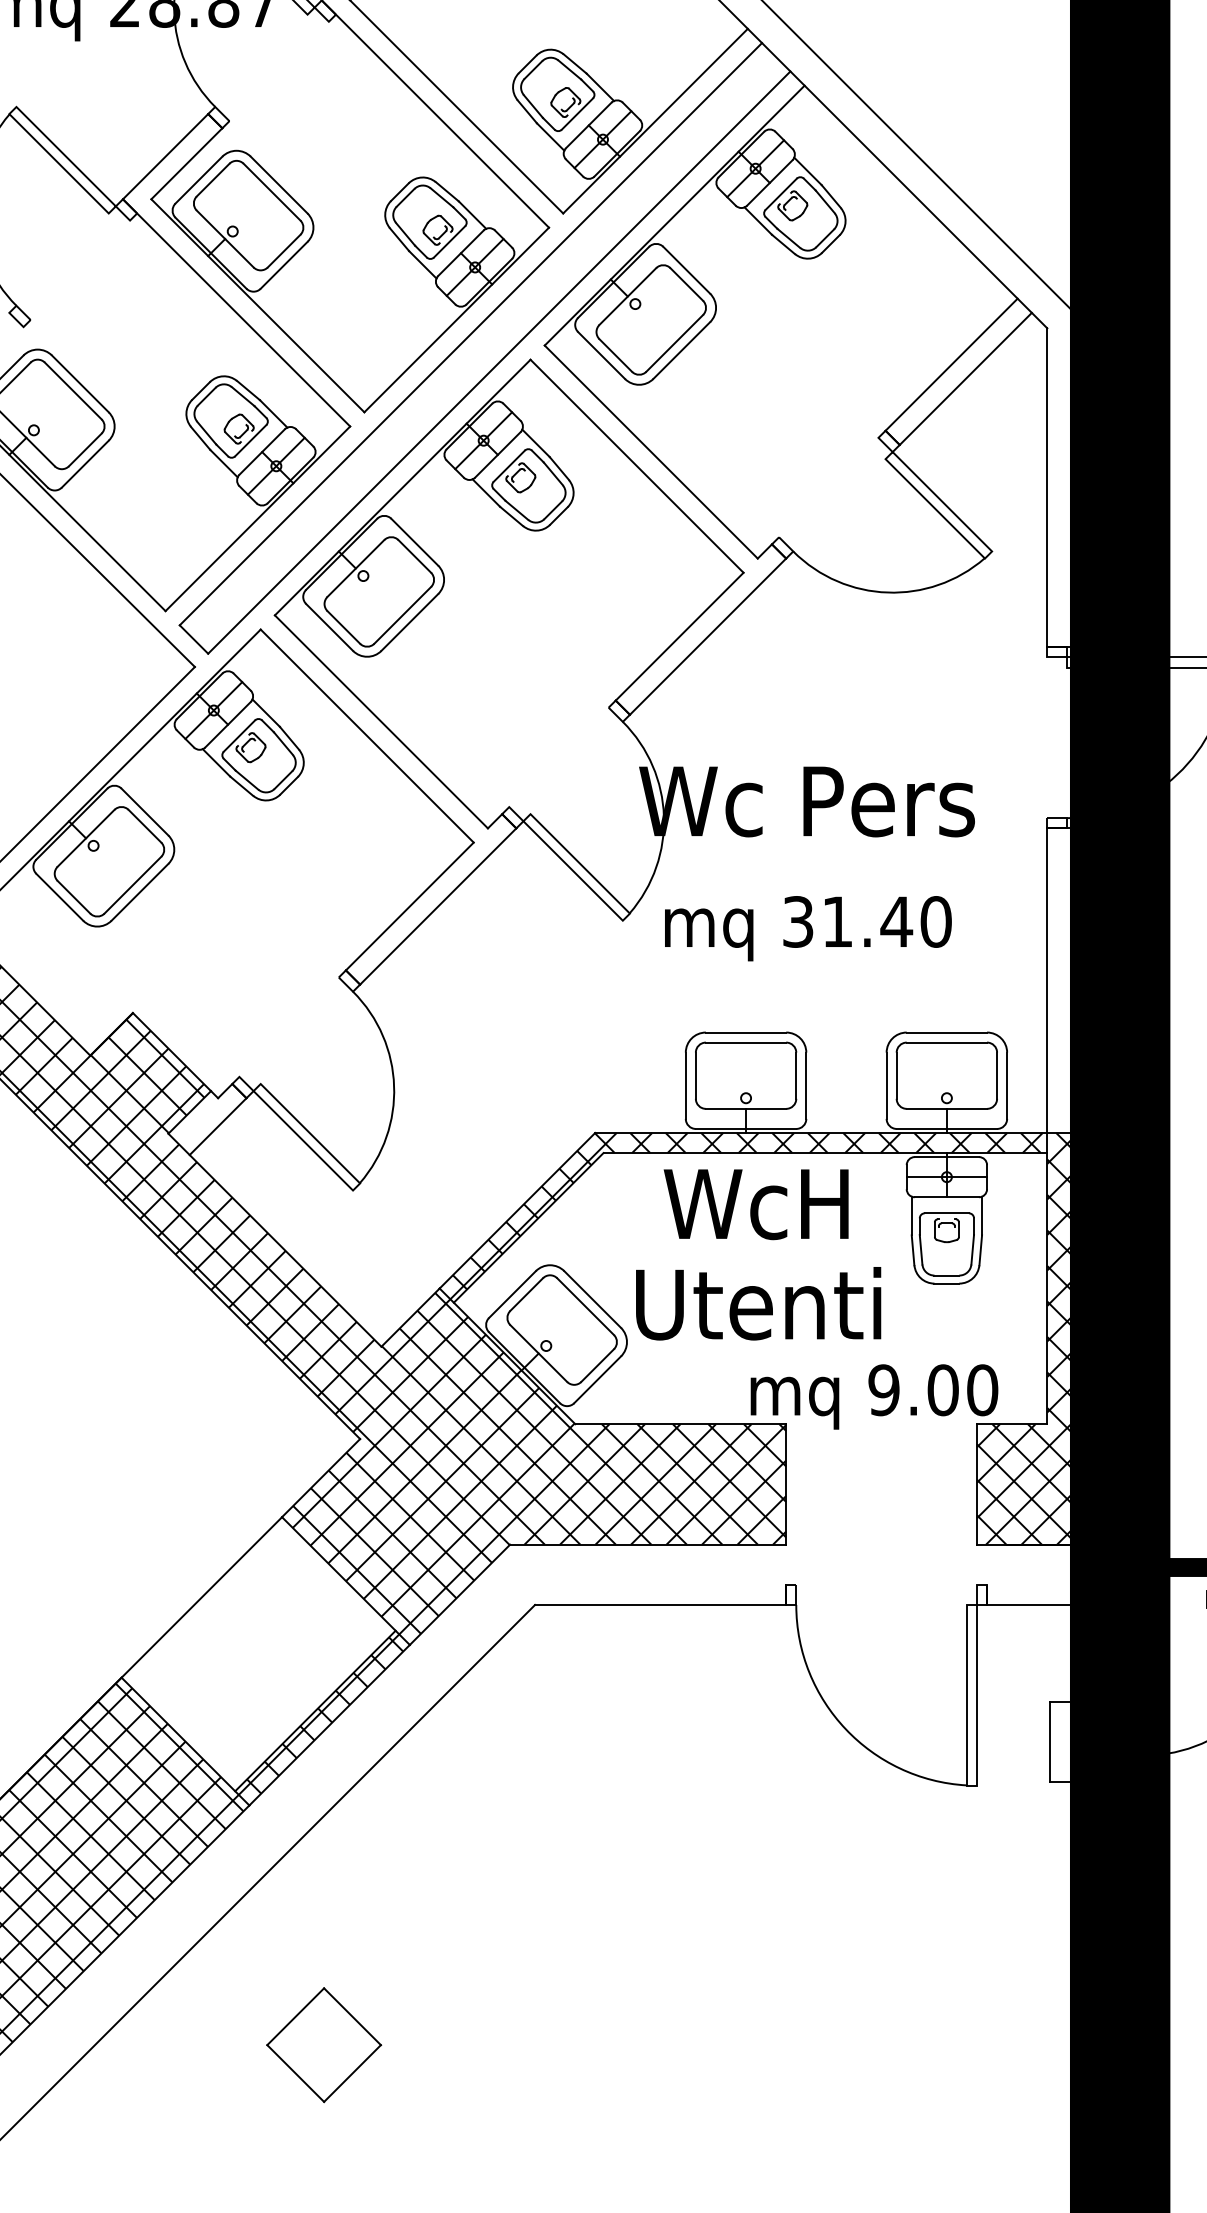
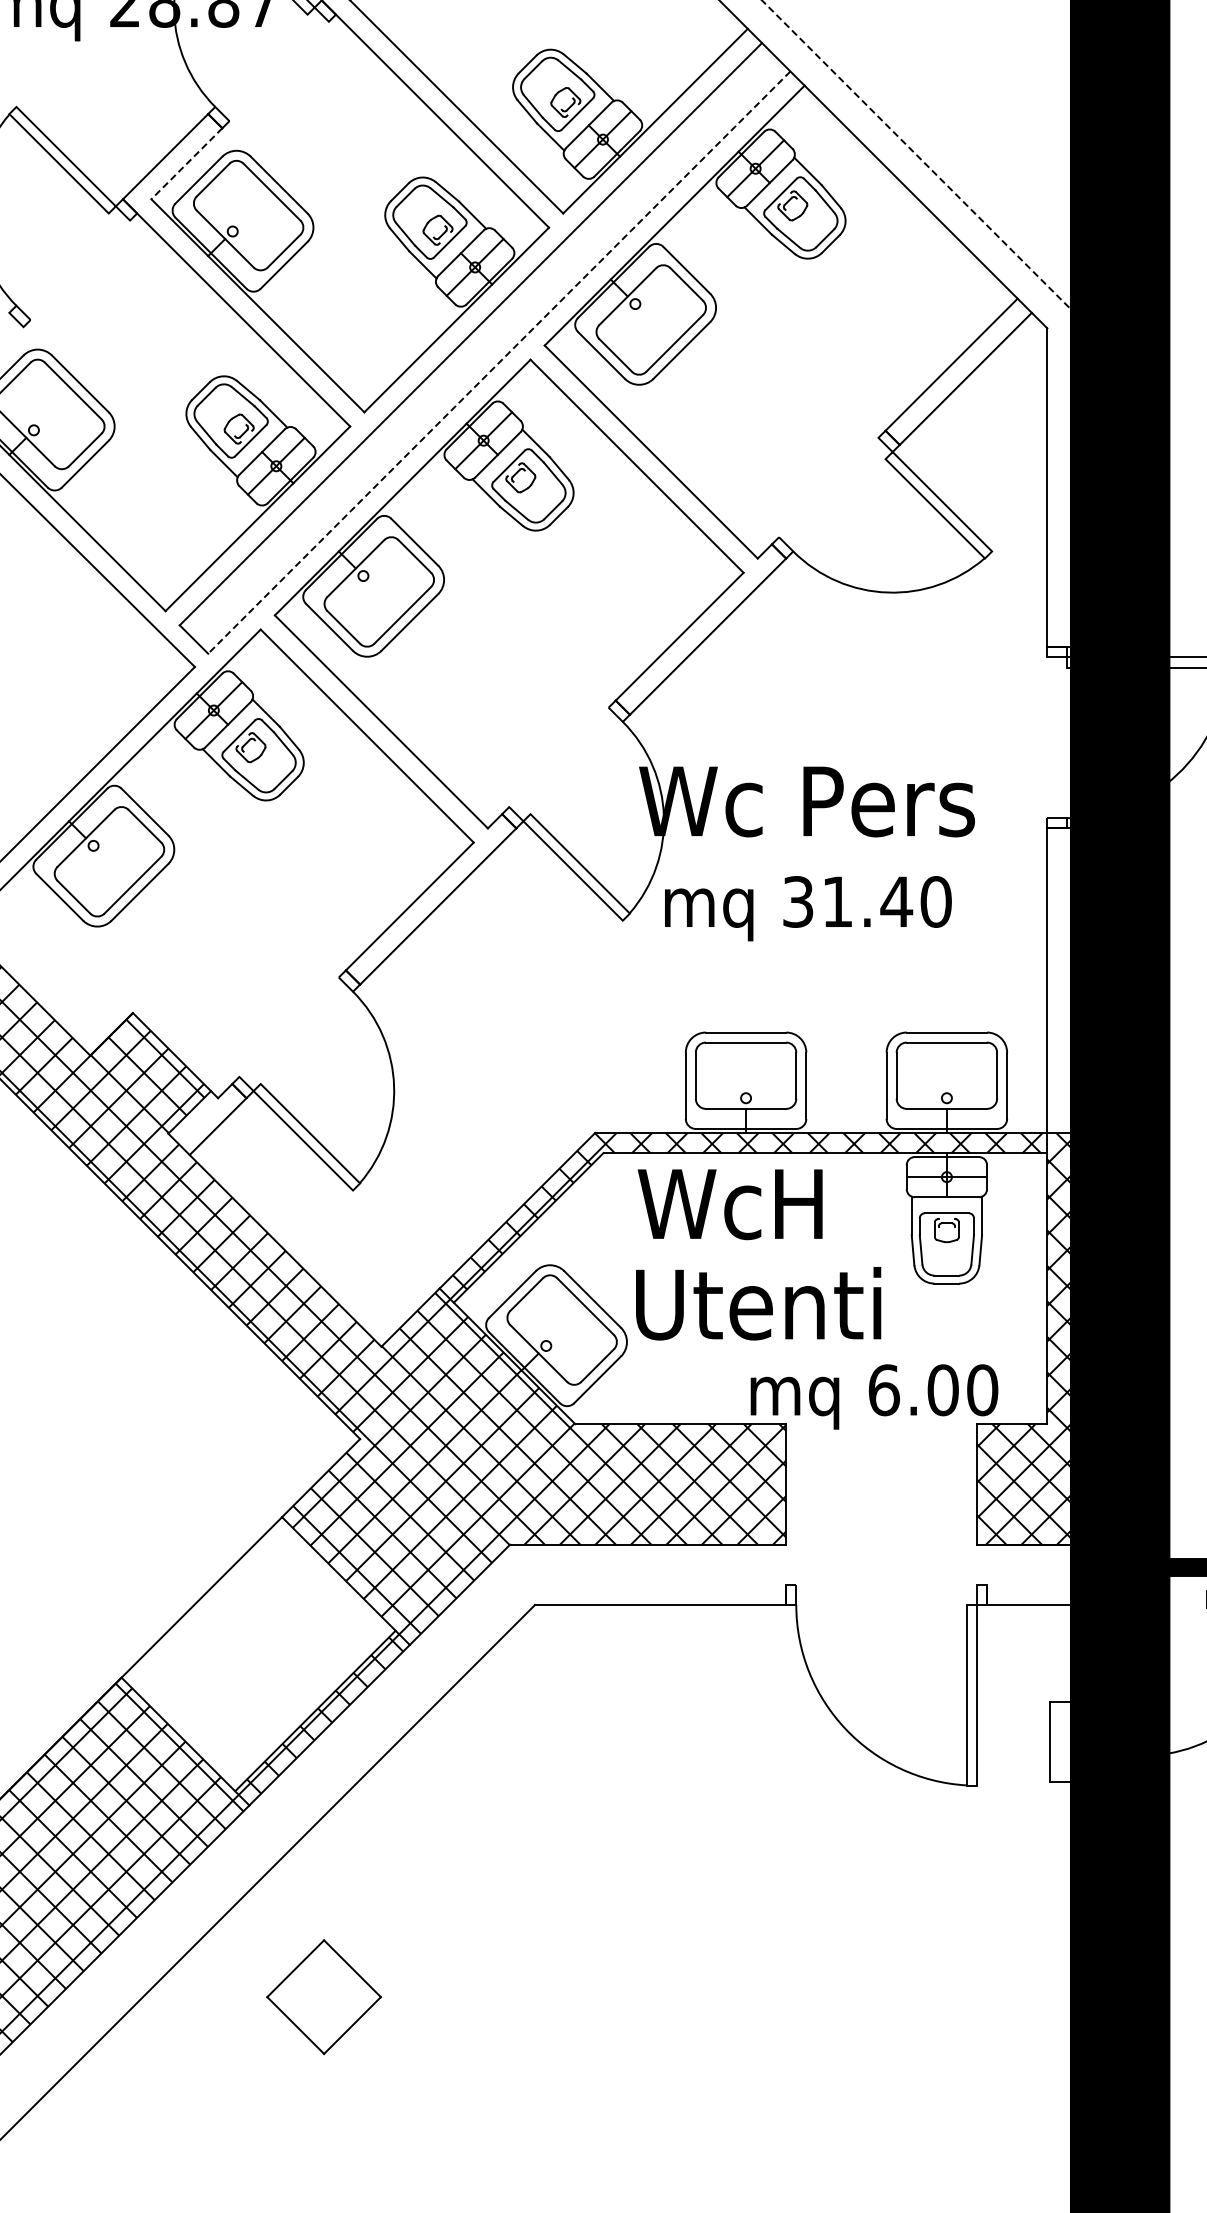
line: solid -> dashed (919, 158)
line: solid -> dashed (186, 164)
line: solid -> dashed (499, 362)
text position: (808, 928) -> (808, 908) (808, 908)
text position: (755, 1204) -> (729, 1204) (729, 1204)
text: 9.00 -> 6.00 (883, 1390)
part position: (324, 2045) -> (324, 1997) (324, 1997)
